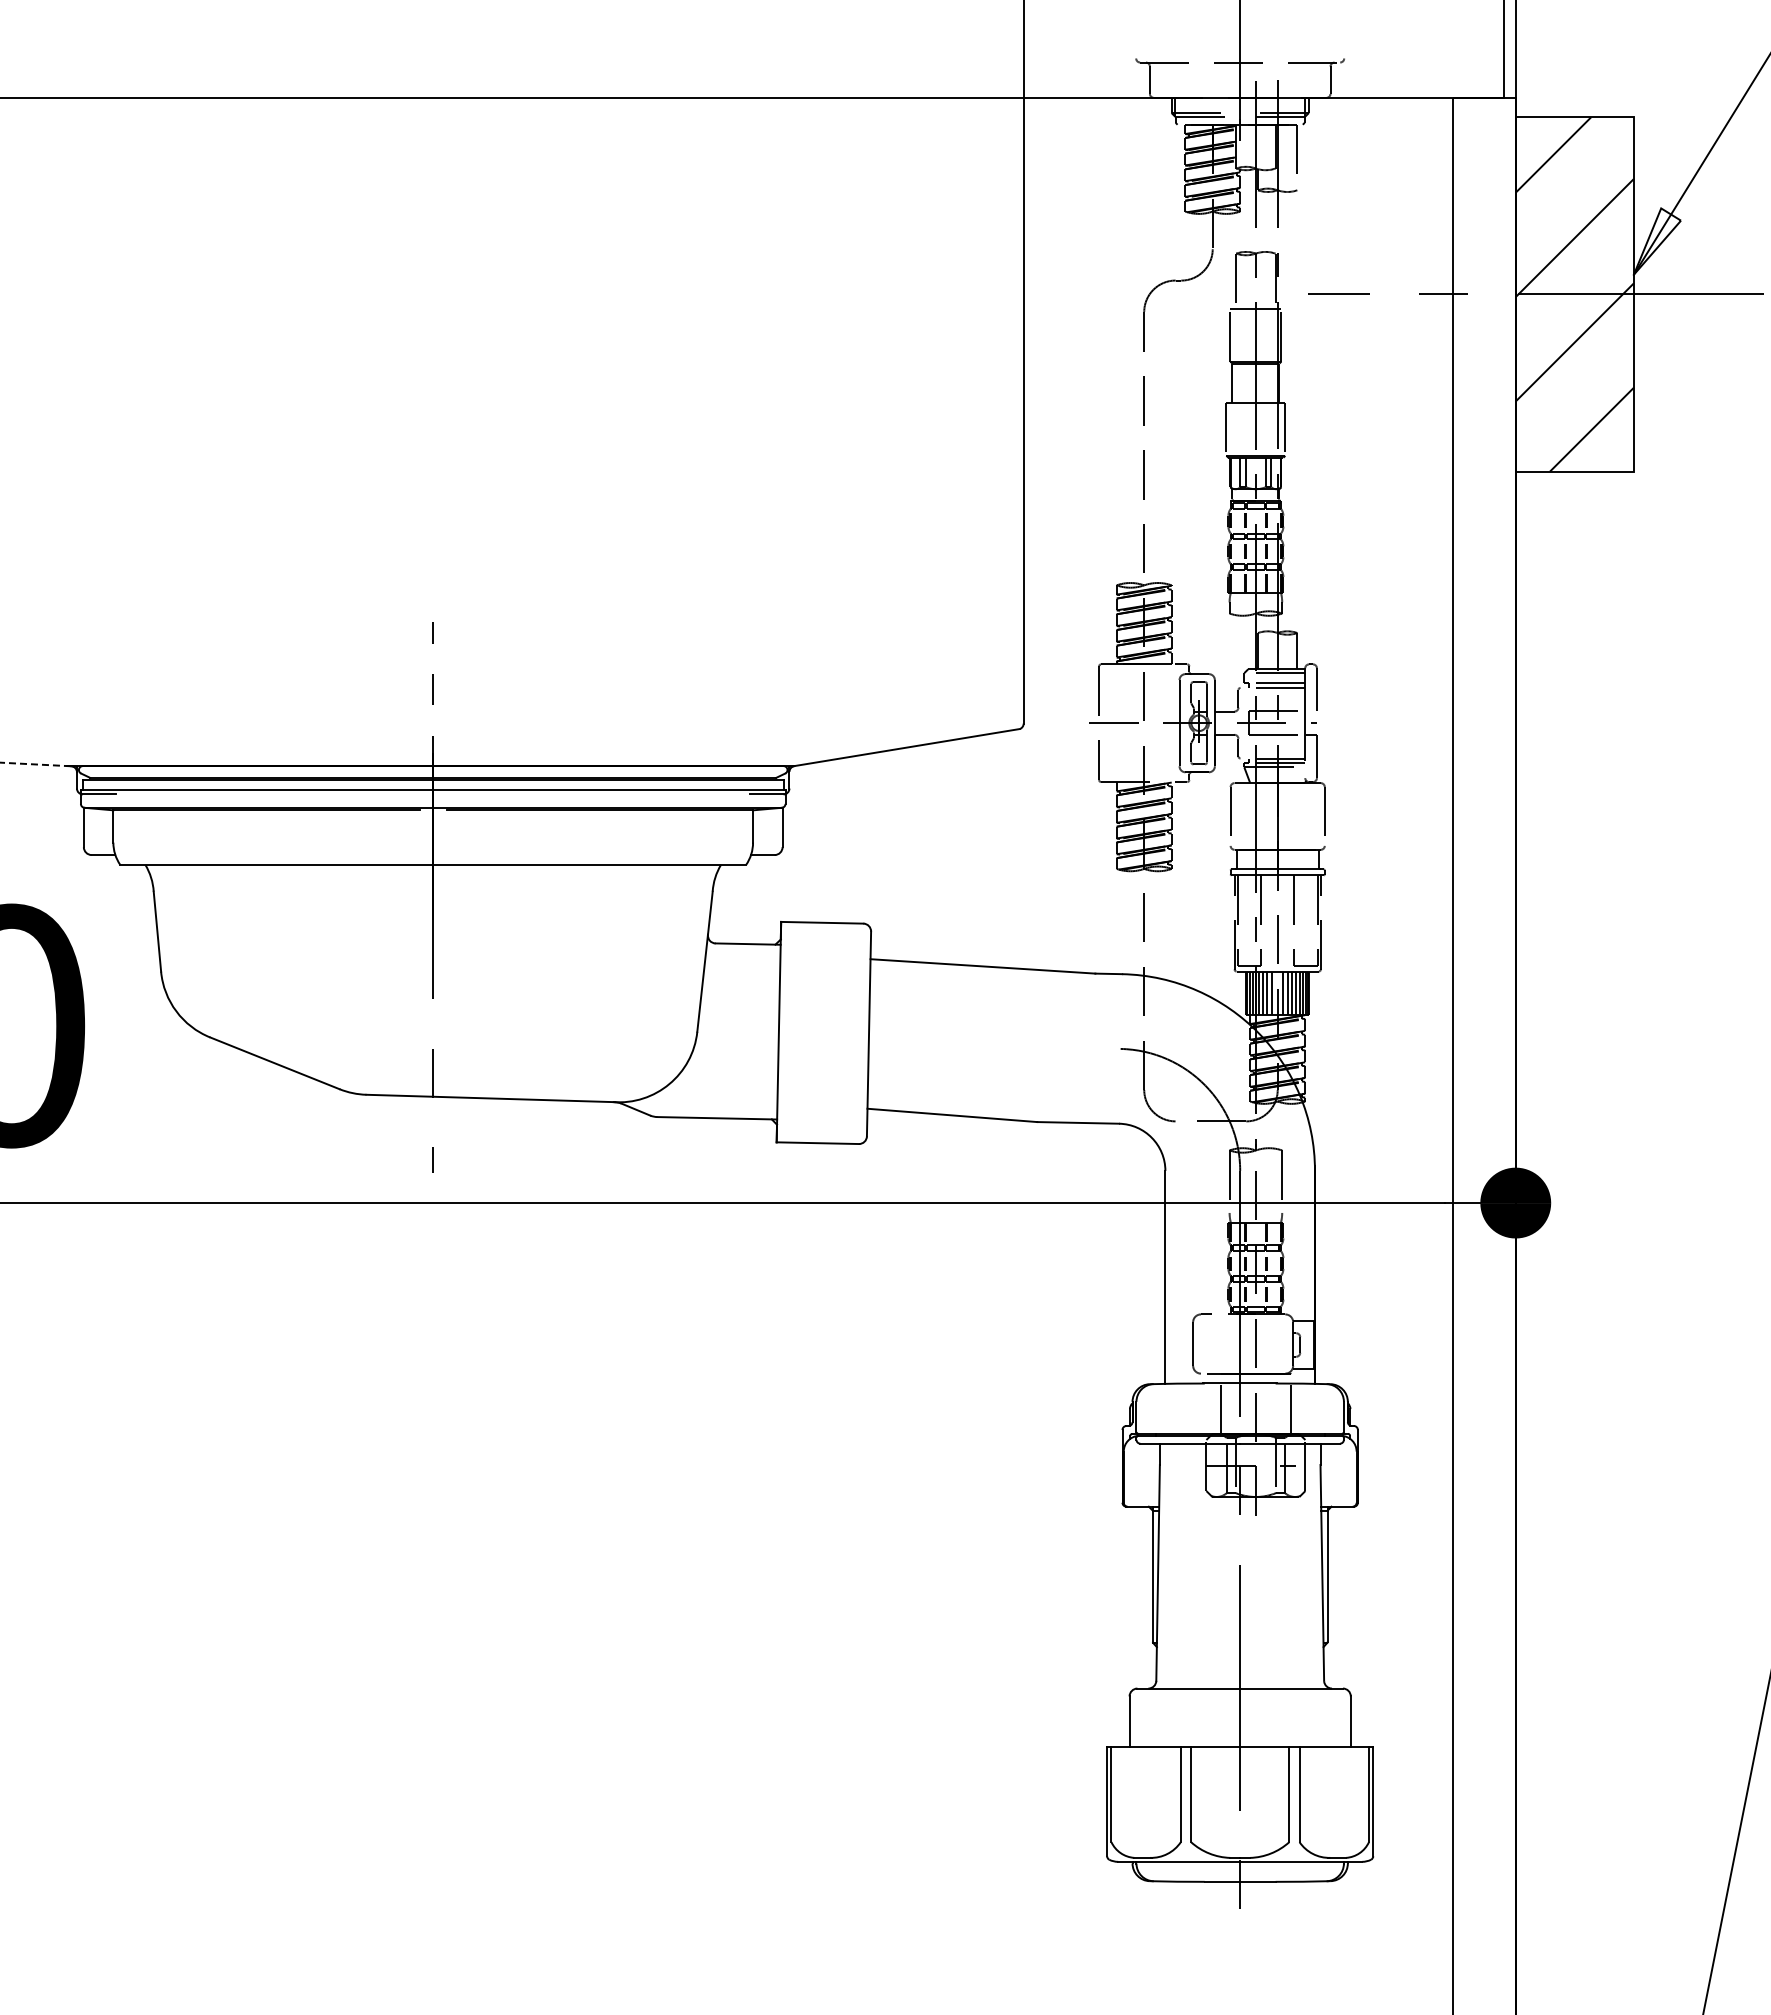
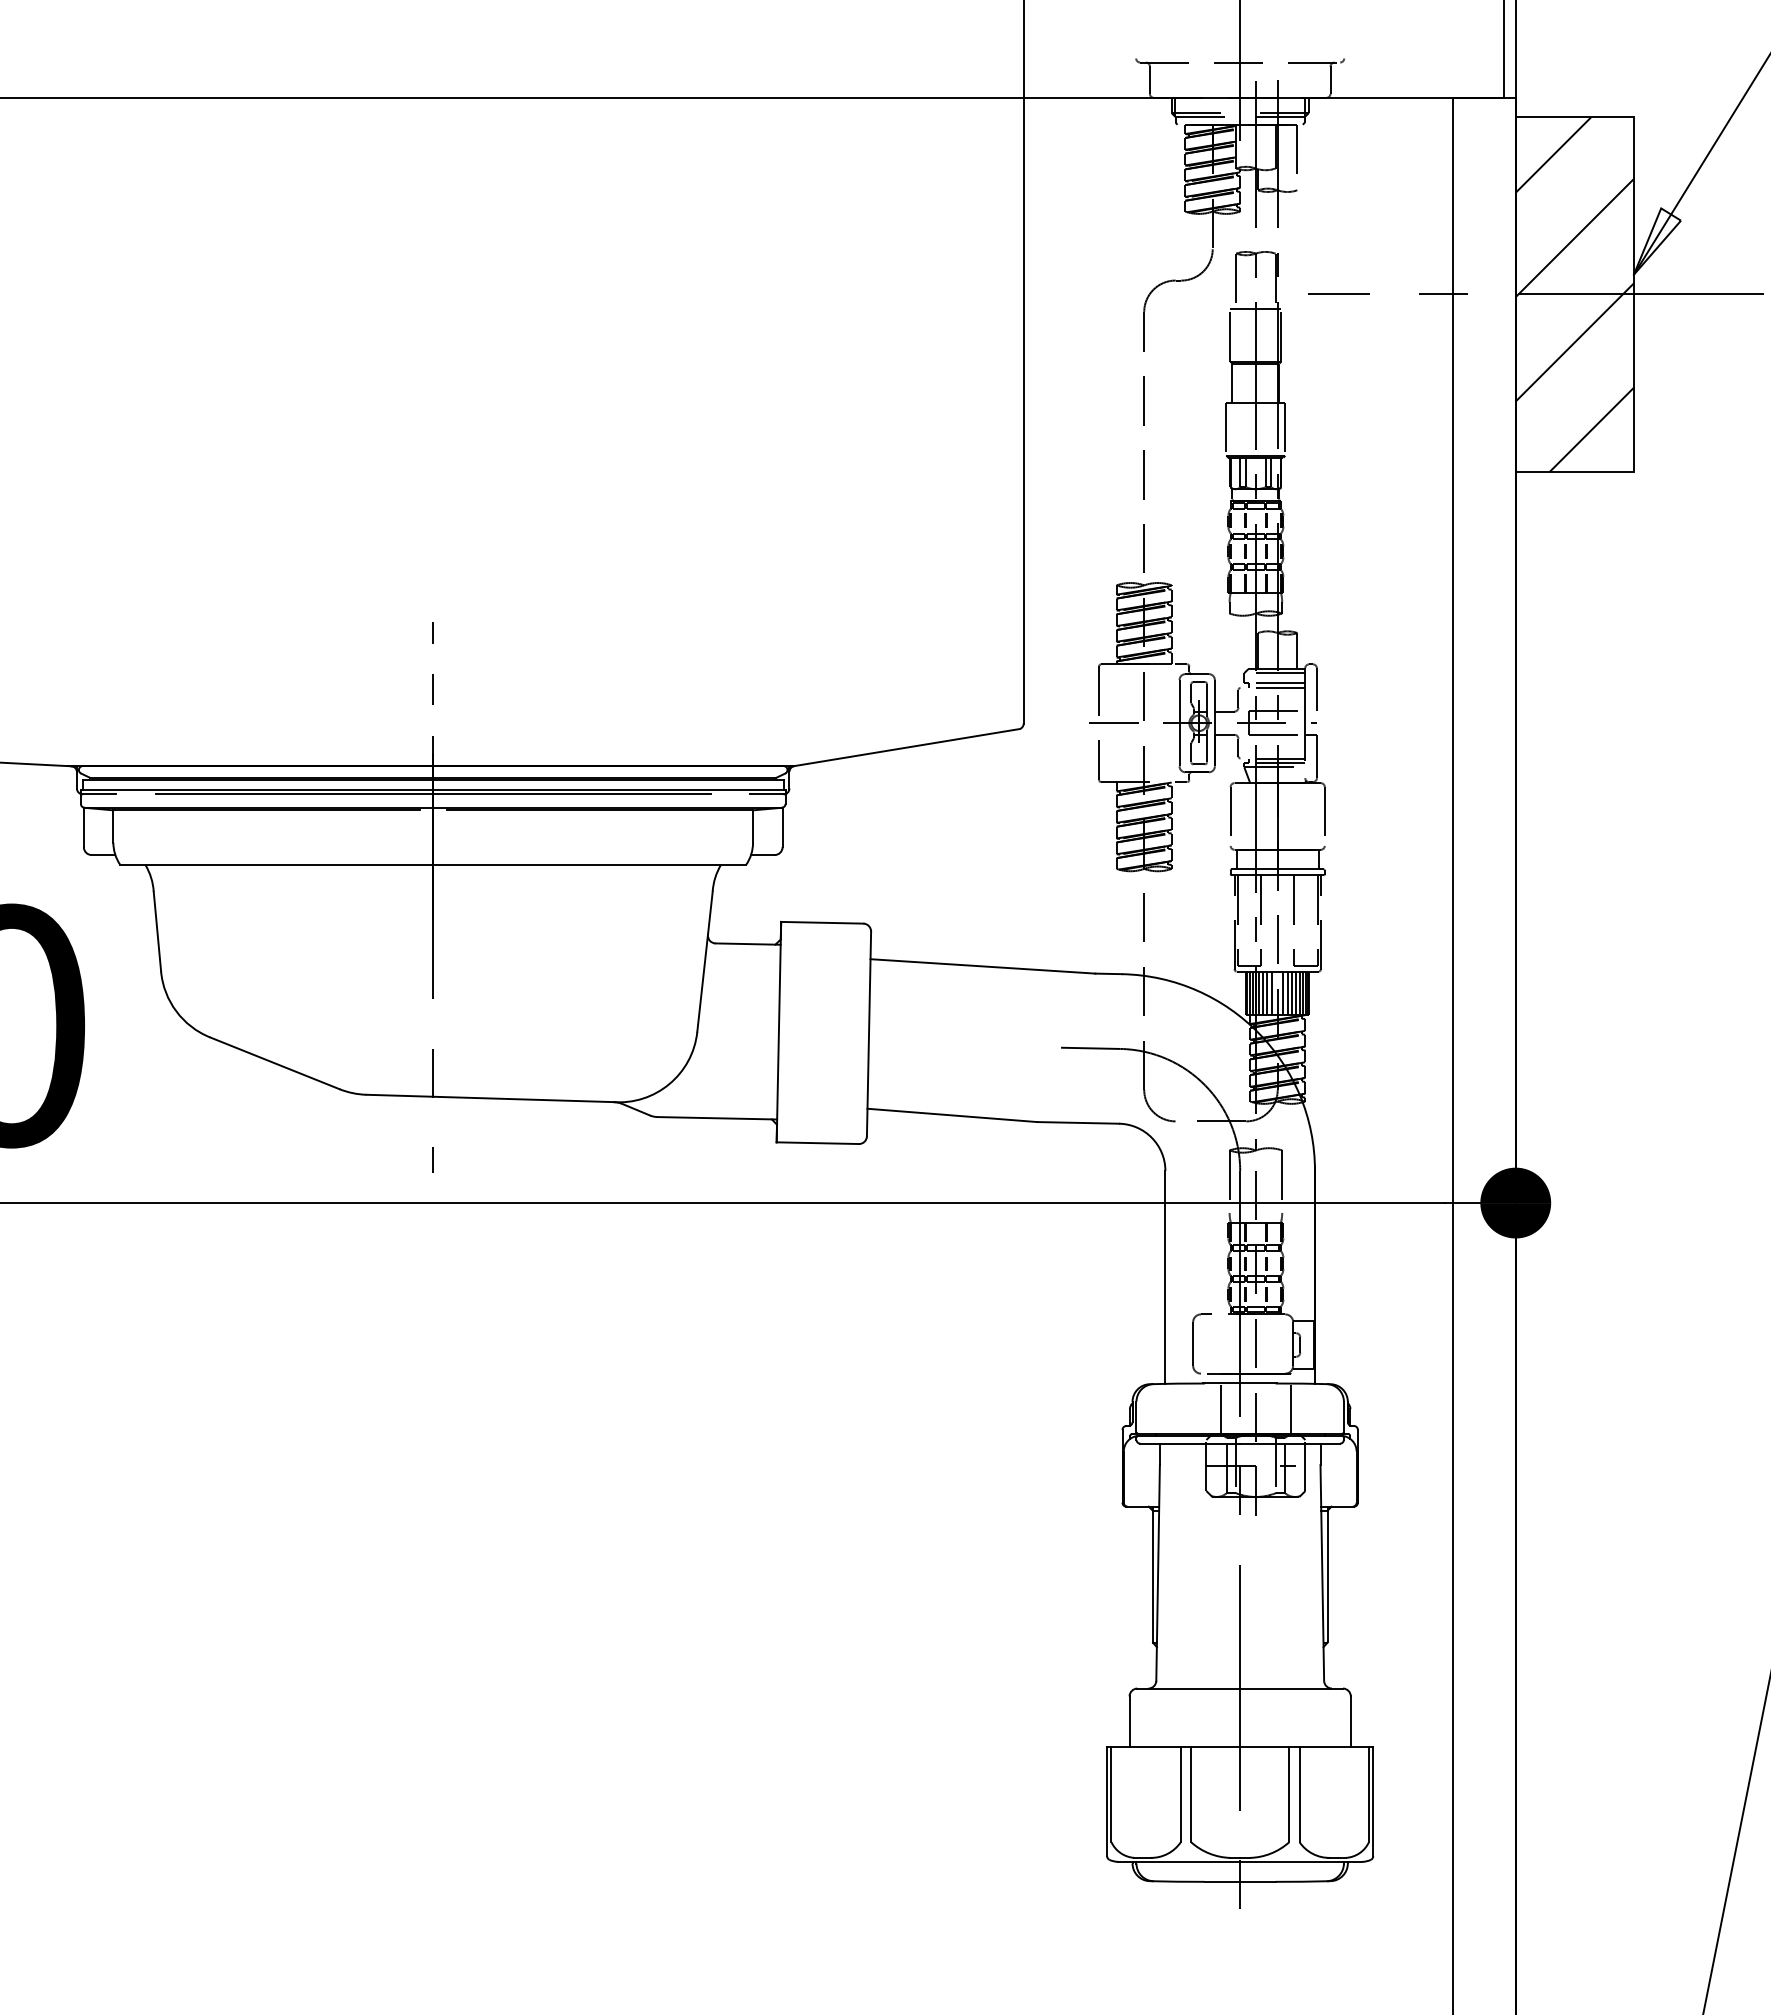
line: dashed -> solid (36, 764)
line: none -> present (432, 794)
line: none -> present (1090, 1047)
